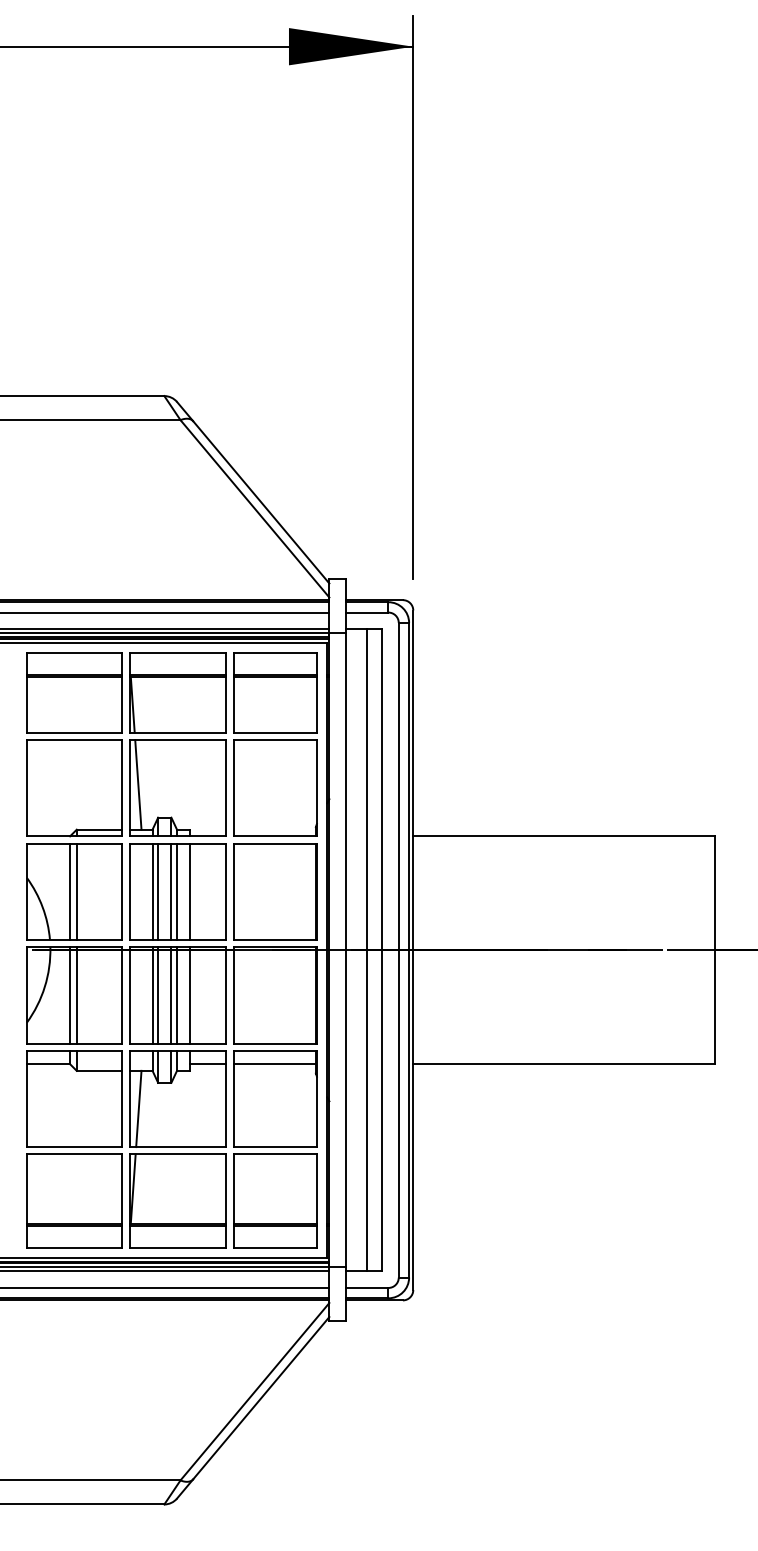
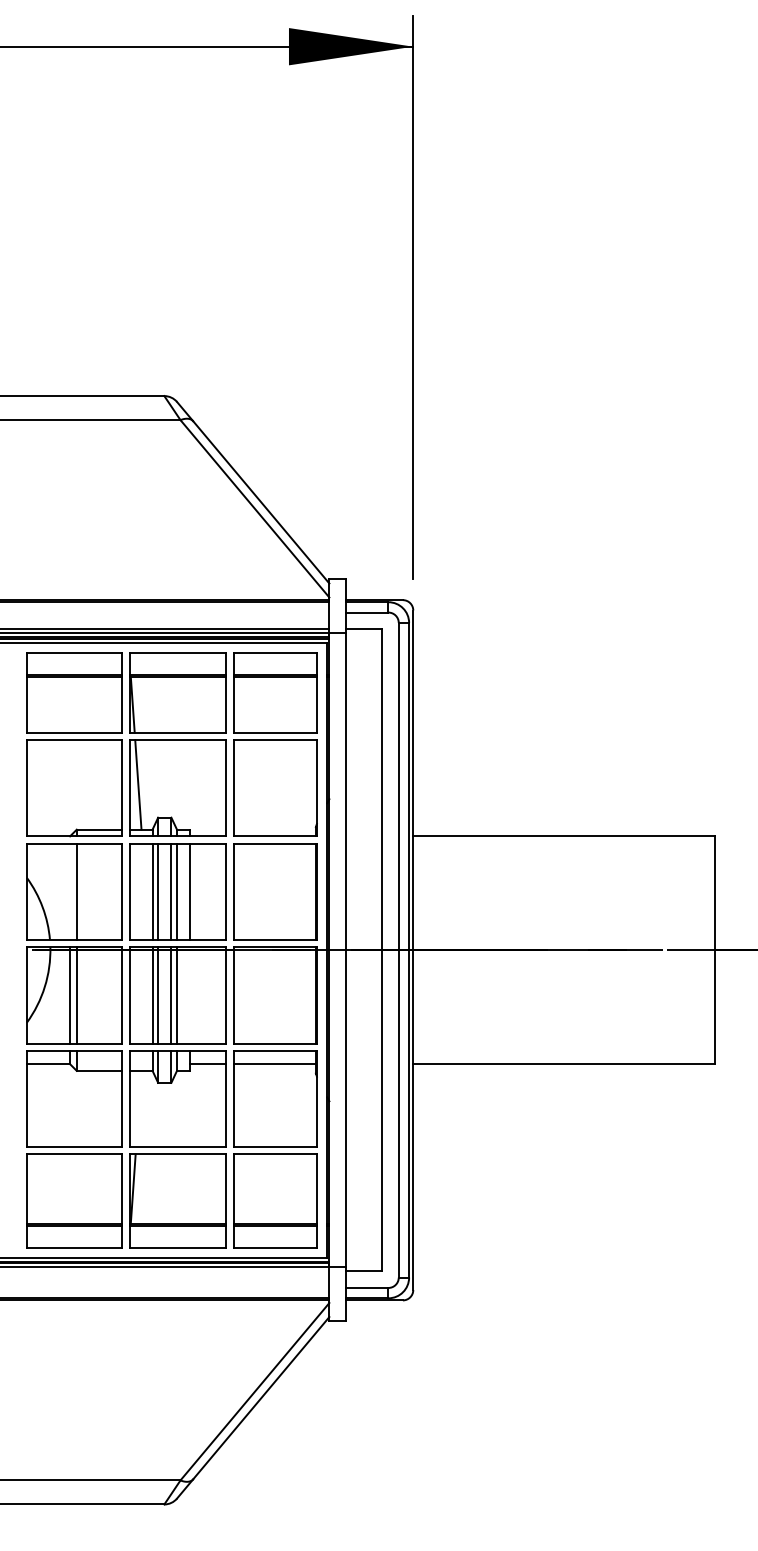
line: present -> none (165, 612)
line: present -> none (70, 891)
line: present -> none (366, 950)
line: present -> none (190, 995)
line: present -> none (138, 1108)
line: present -> none (165, 1271)
line: present -> none (165, 1287)
